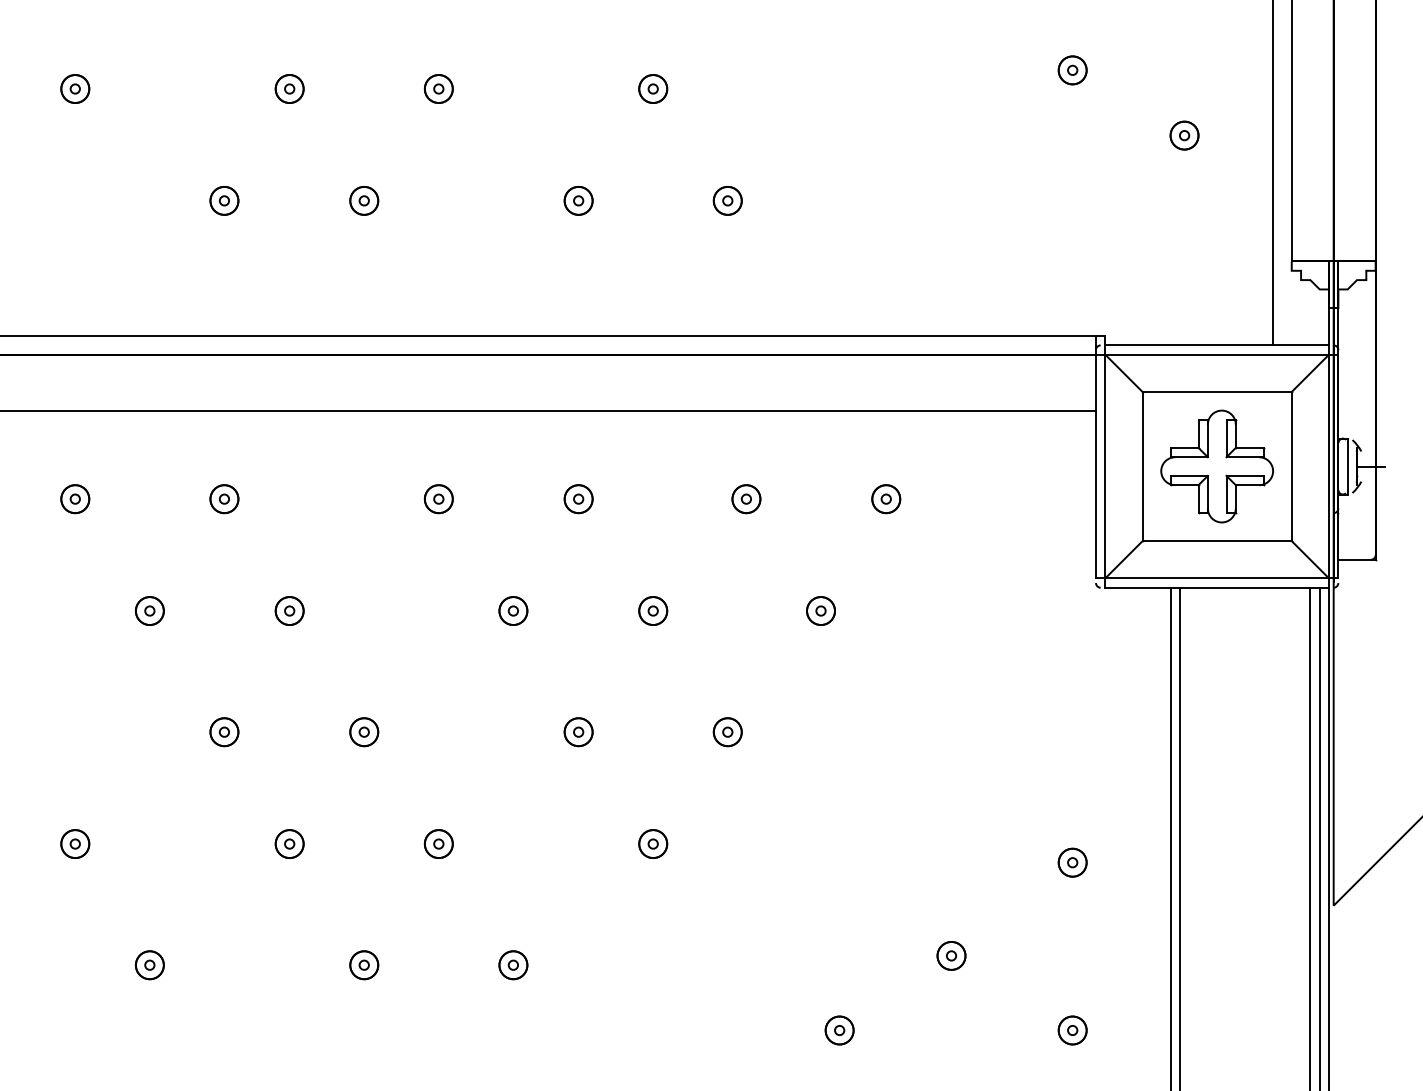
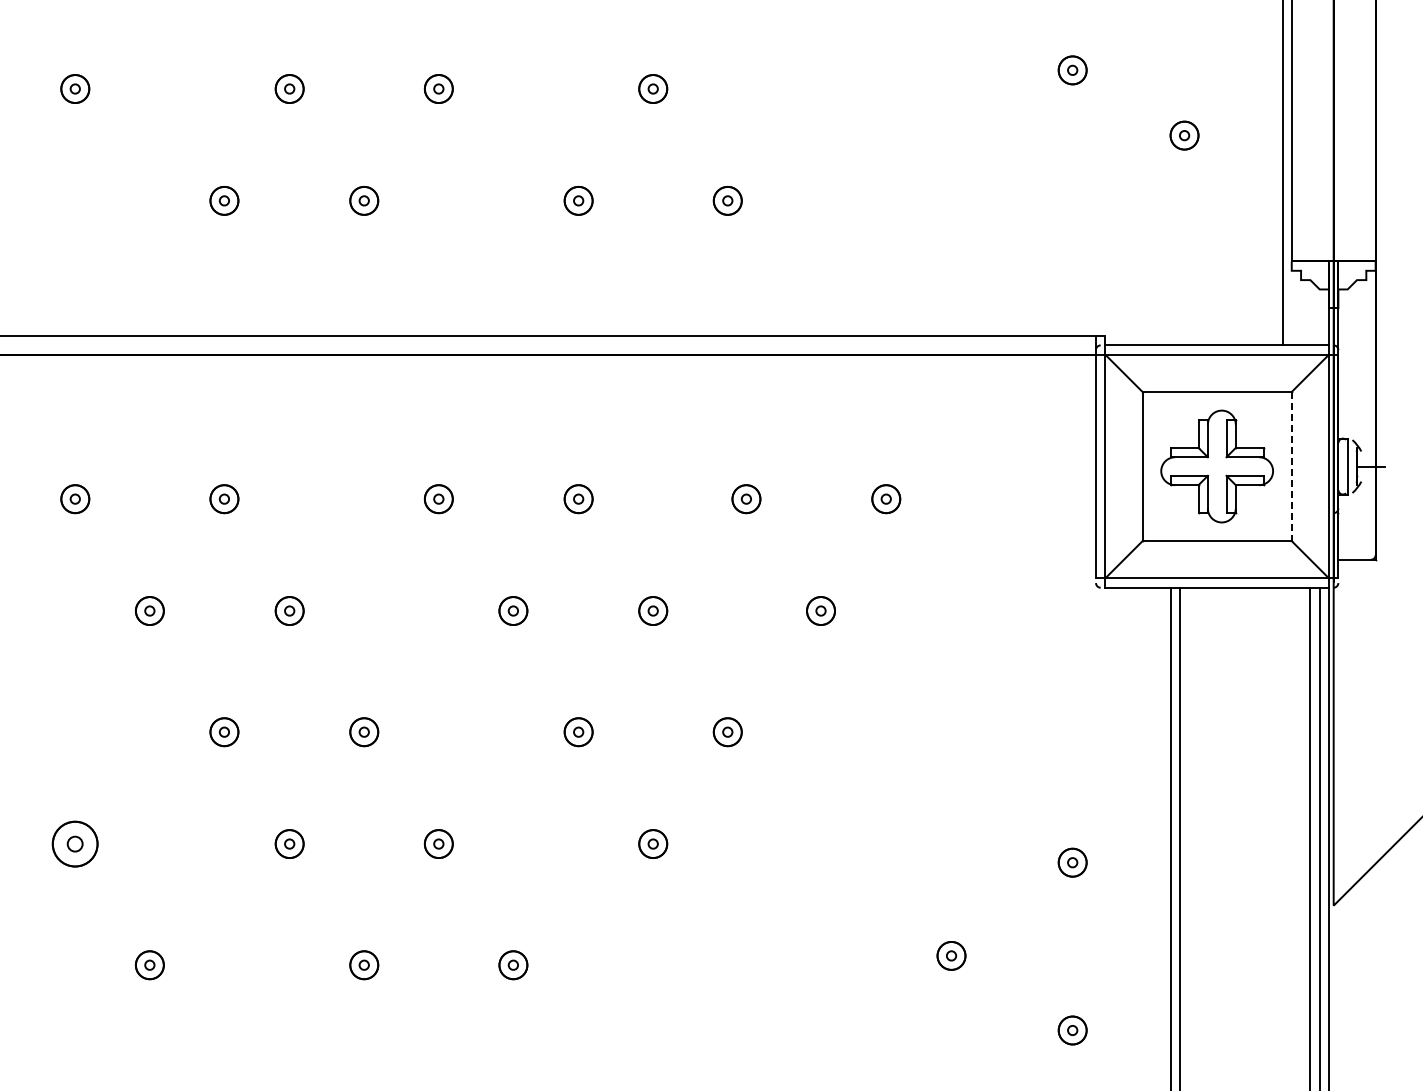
line position: (1273, 173) -> (1283, 173) (1283, 173)
line: present -> none (549, 410)
line: solid -> dashed (1291, 466)
part size: 31x30 px -> 48x48 px (74, 843)
part: present -> none (839, 1030)
